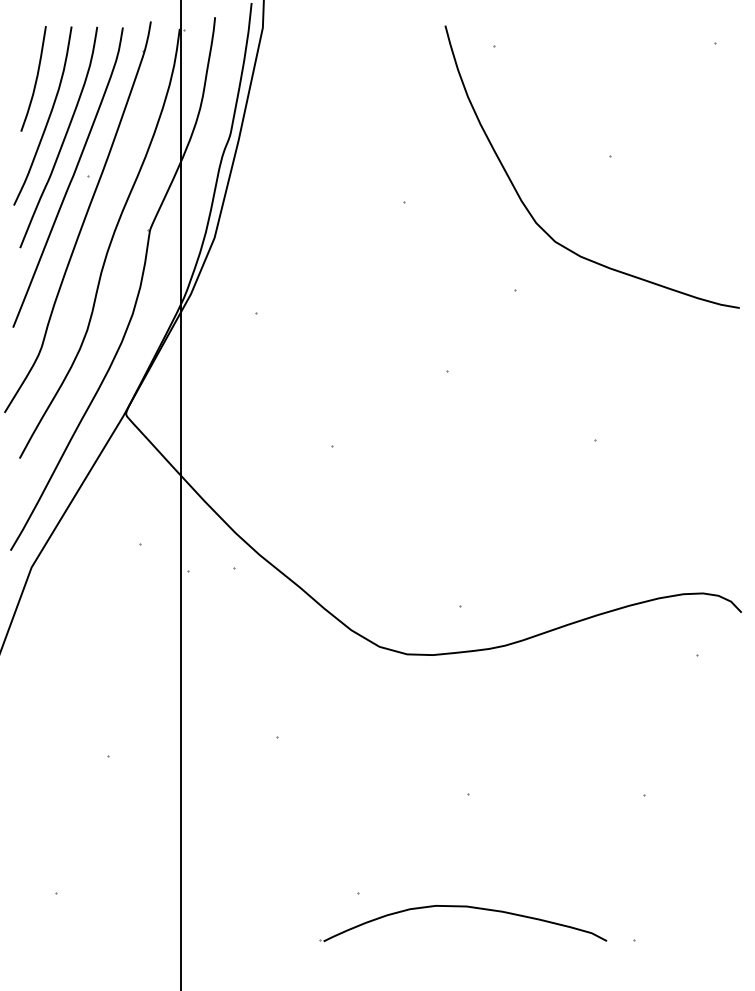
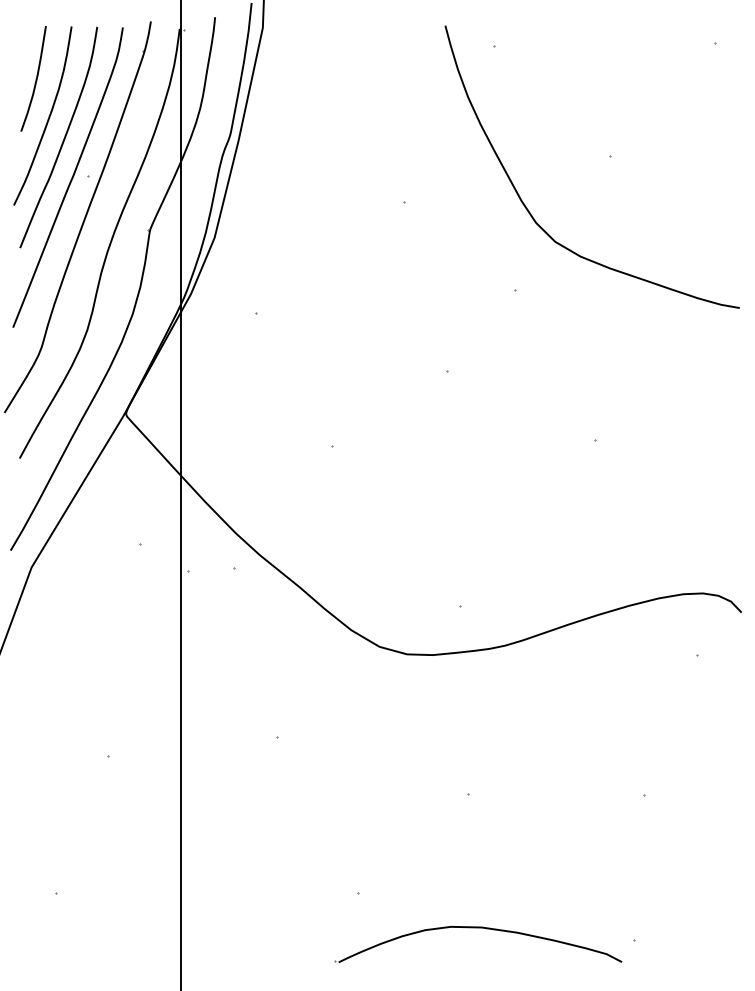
part position: (463, 907) -> (478, 928) (478, 928)
